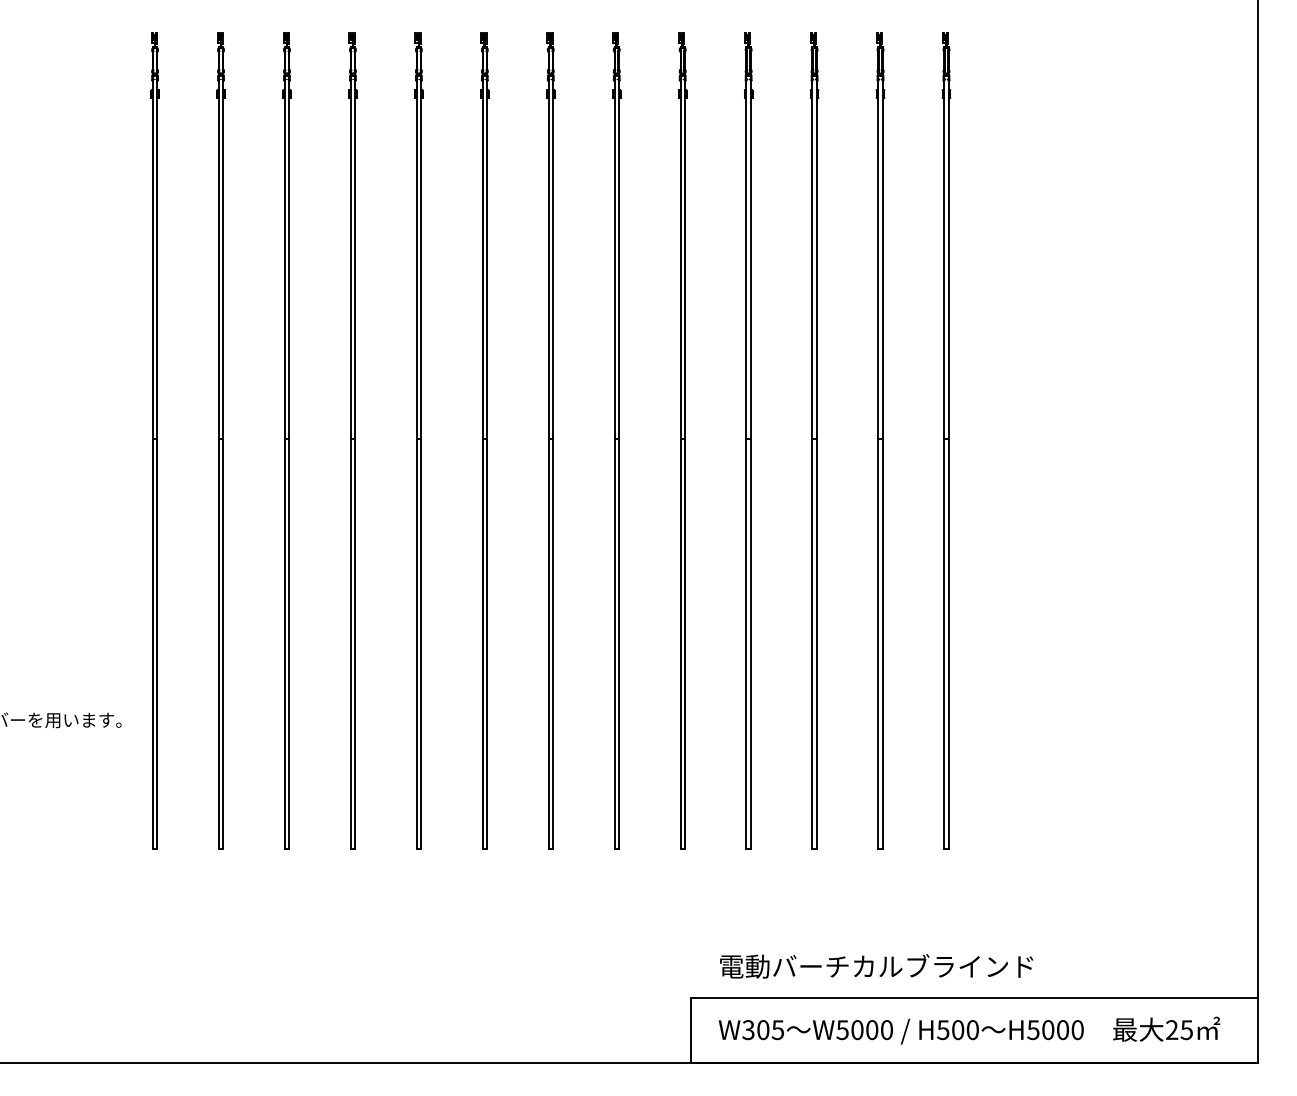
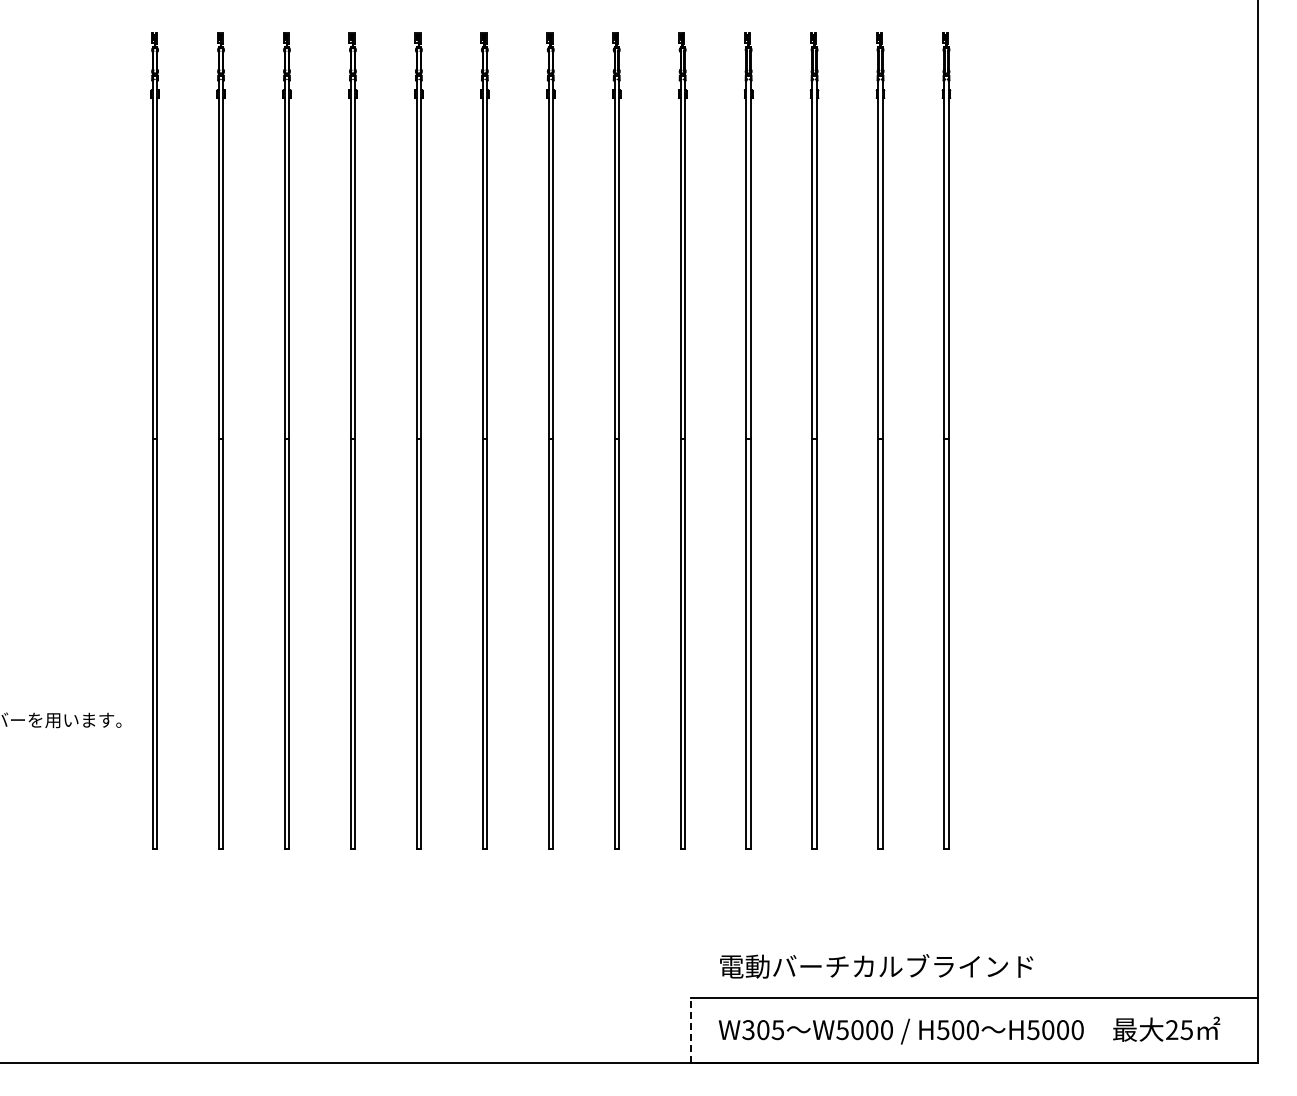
line: solid -> dashed (690, 1030)
